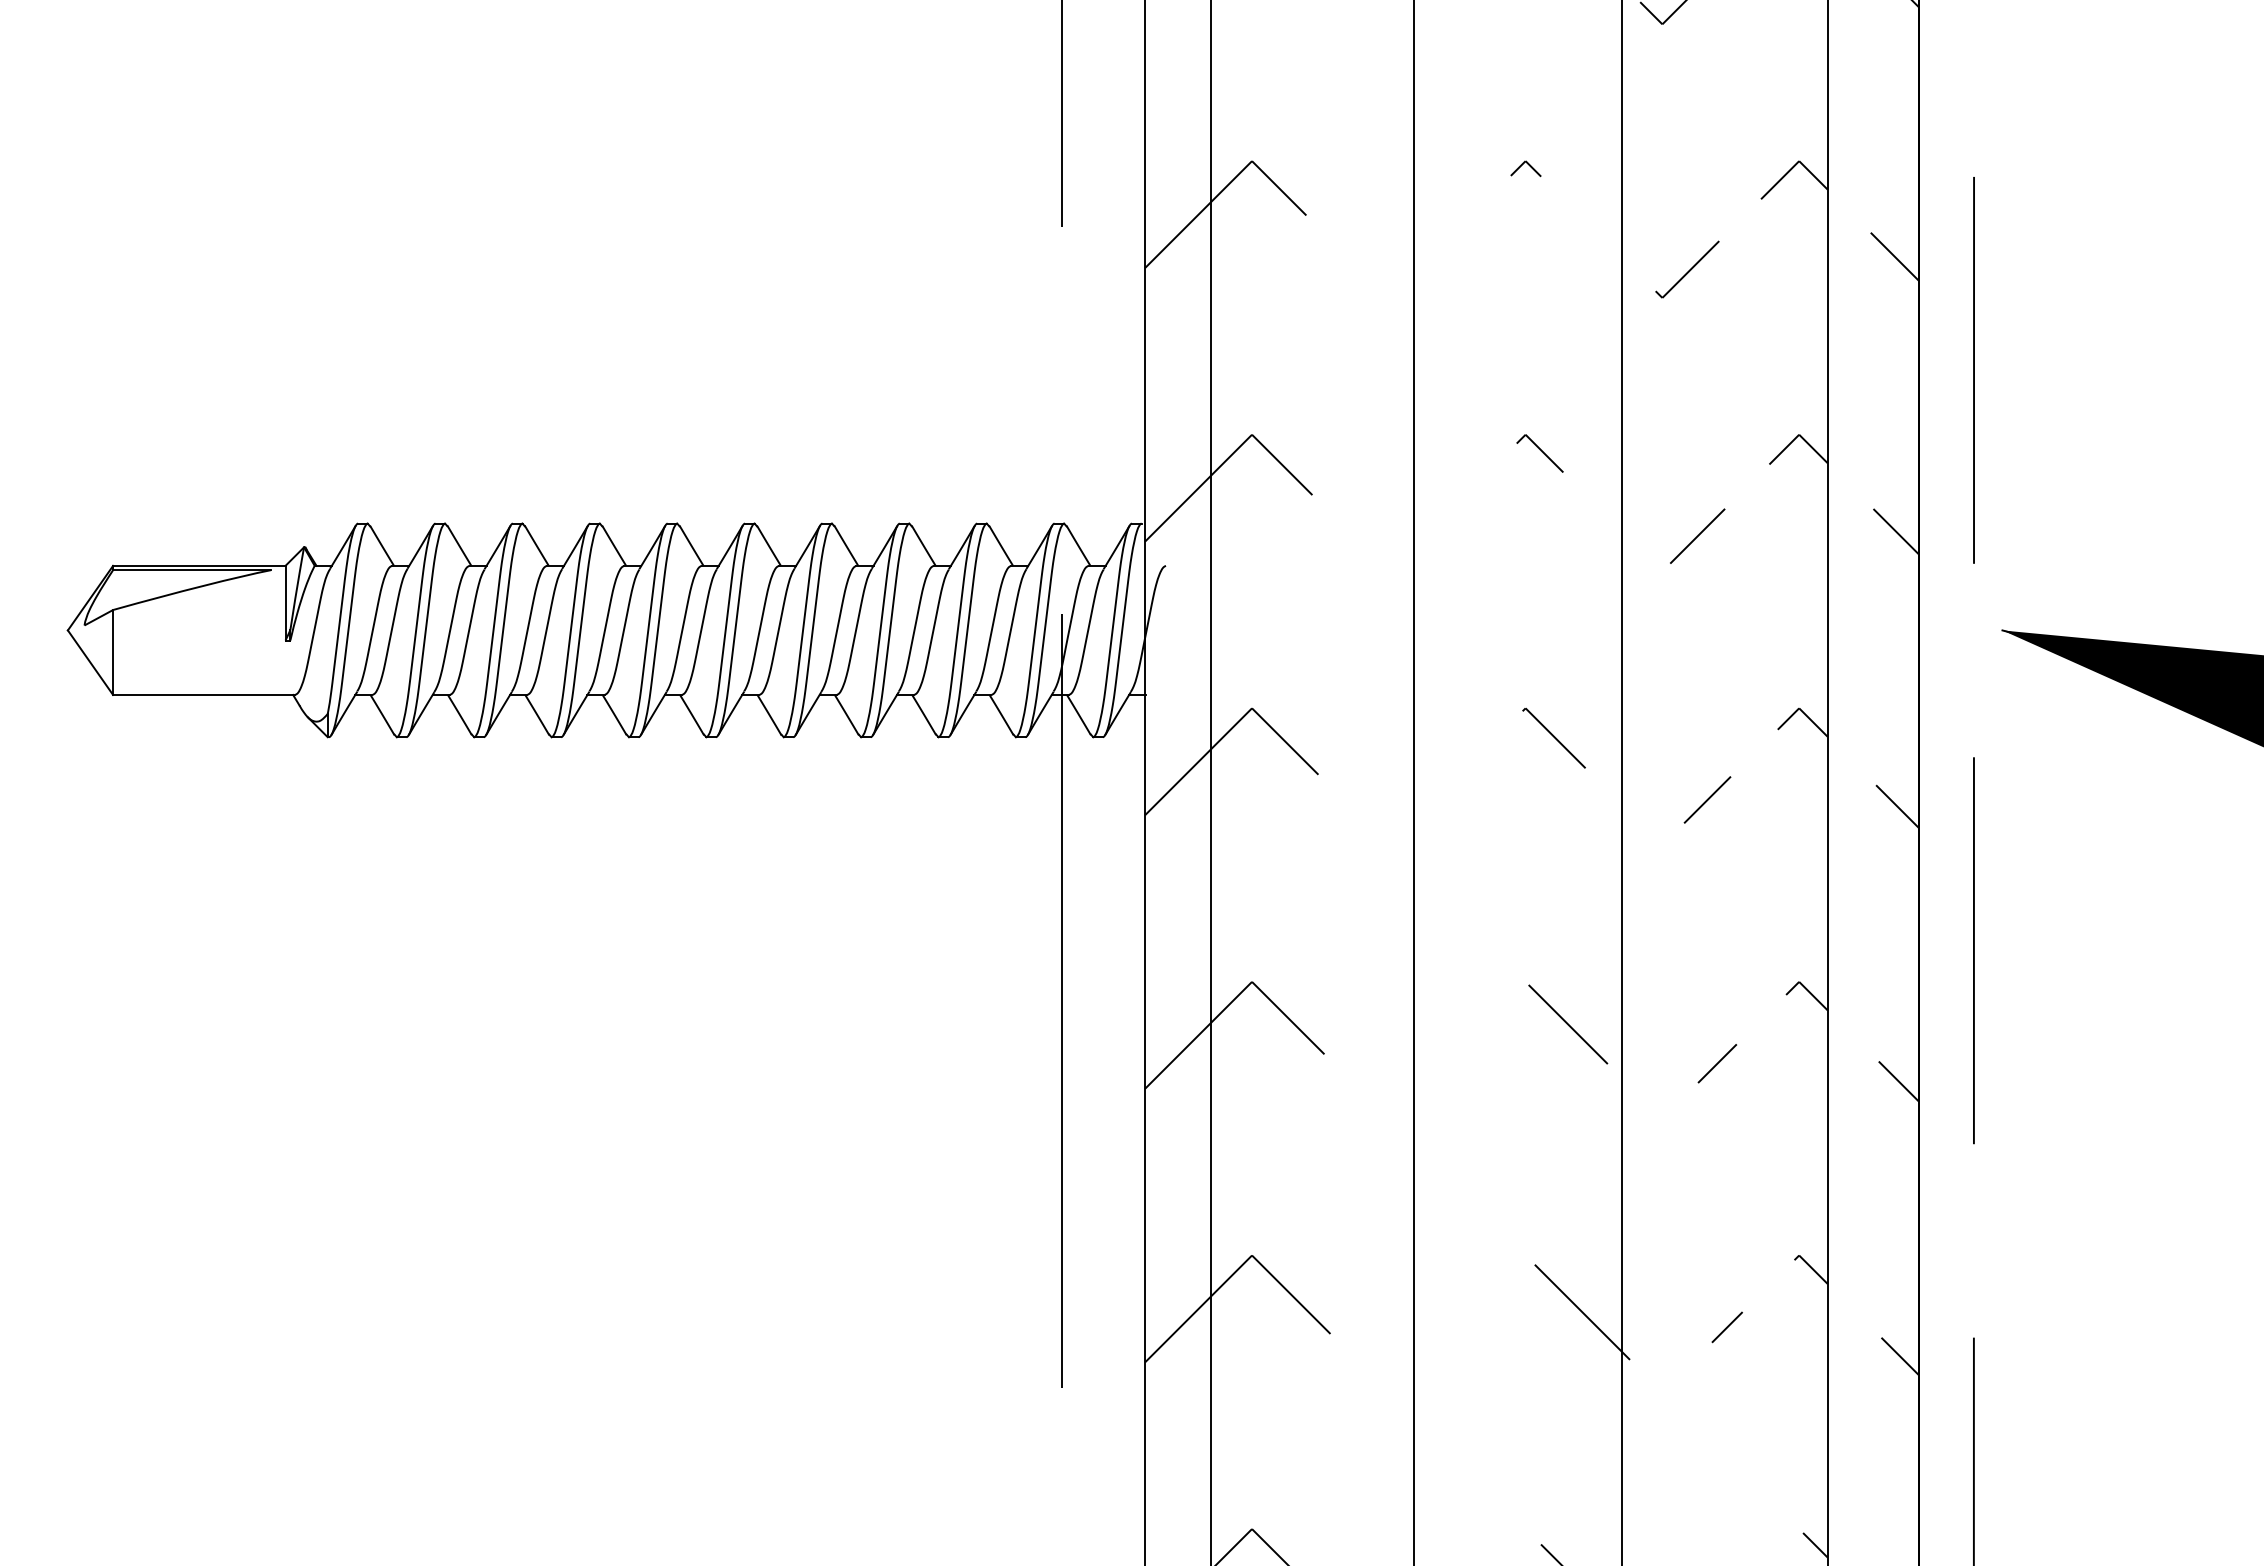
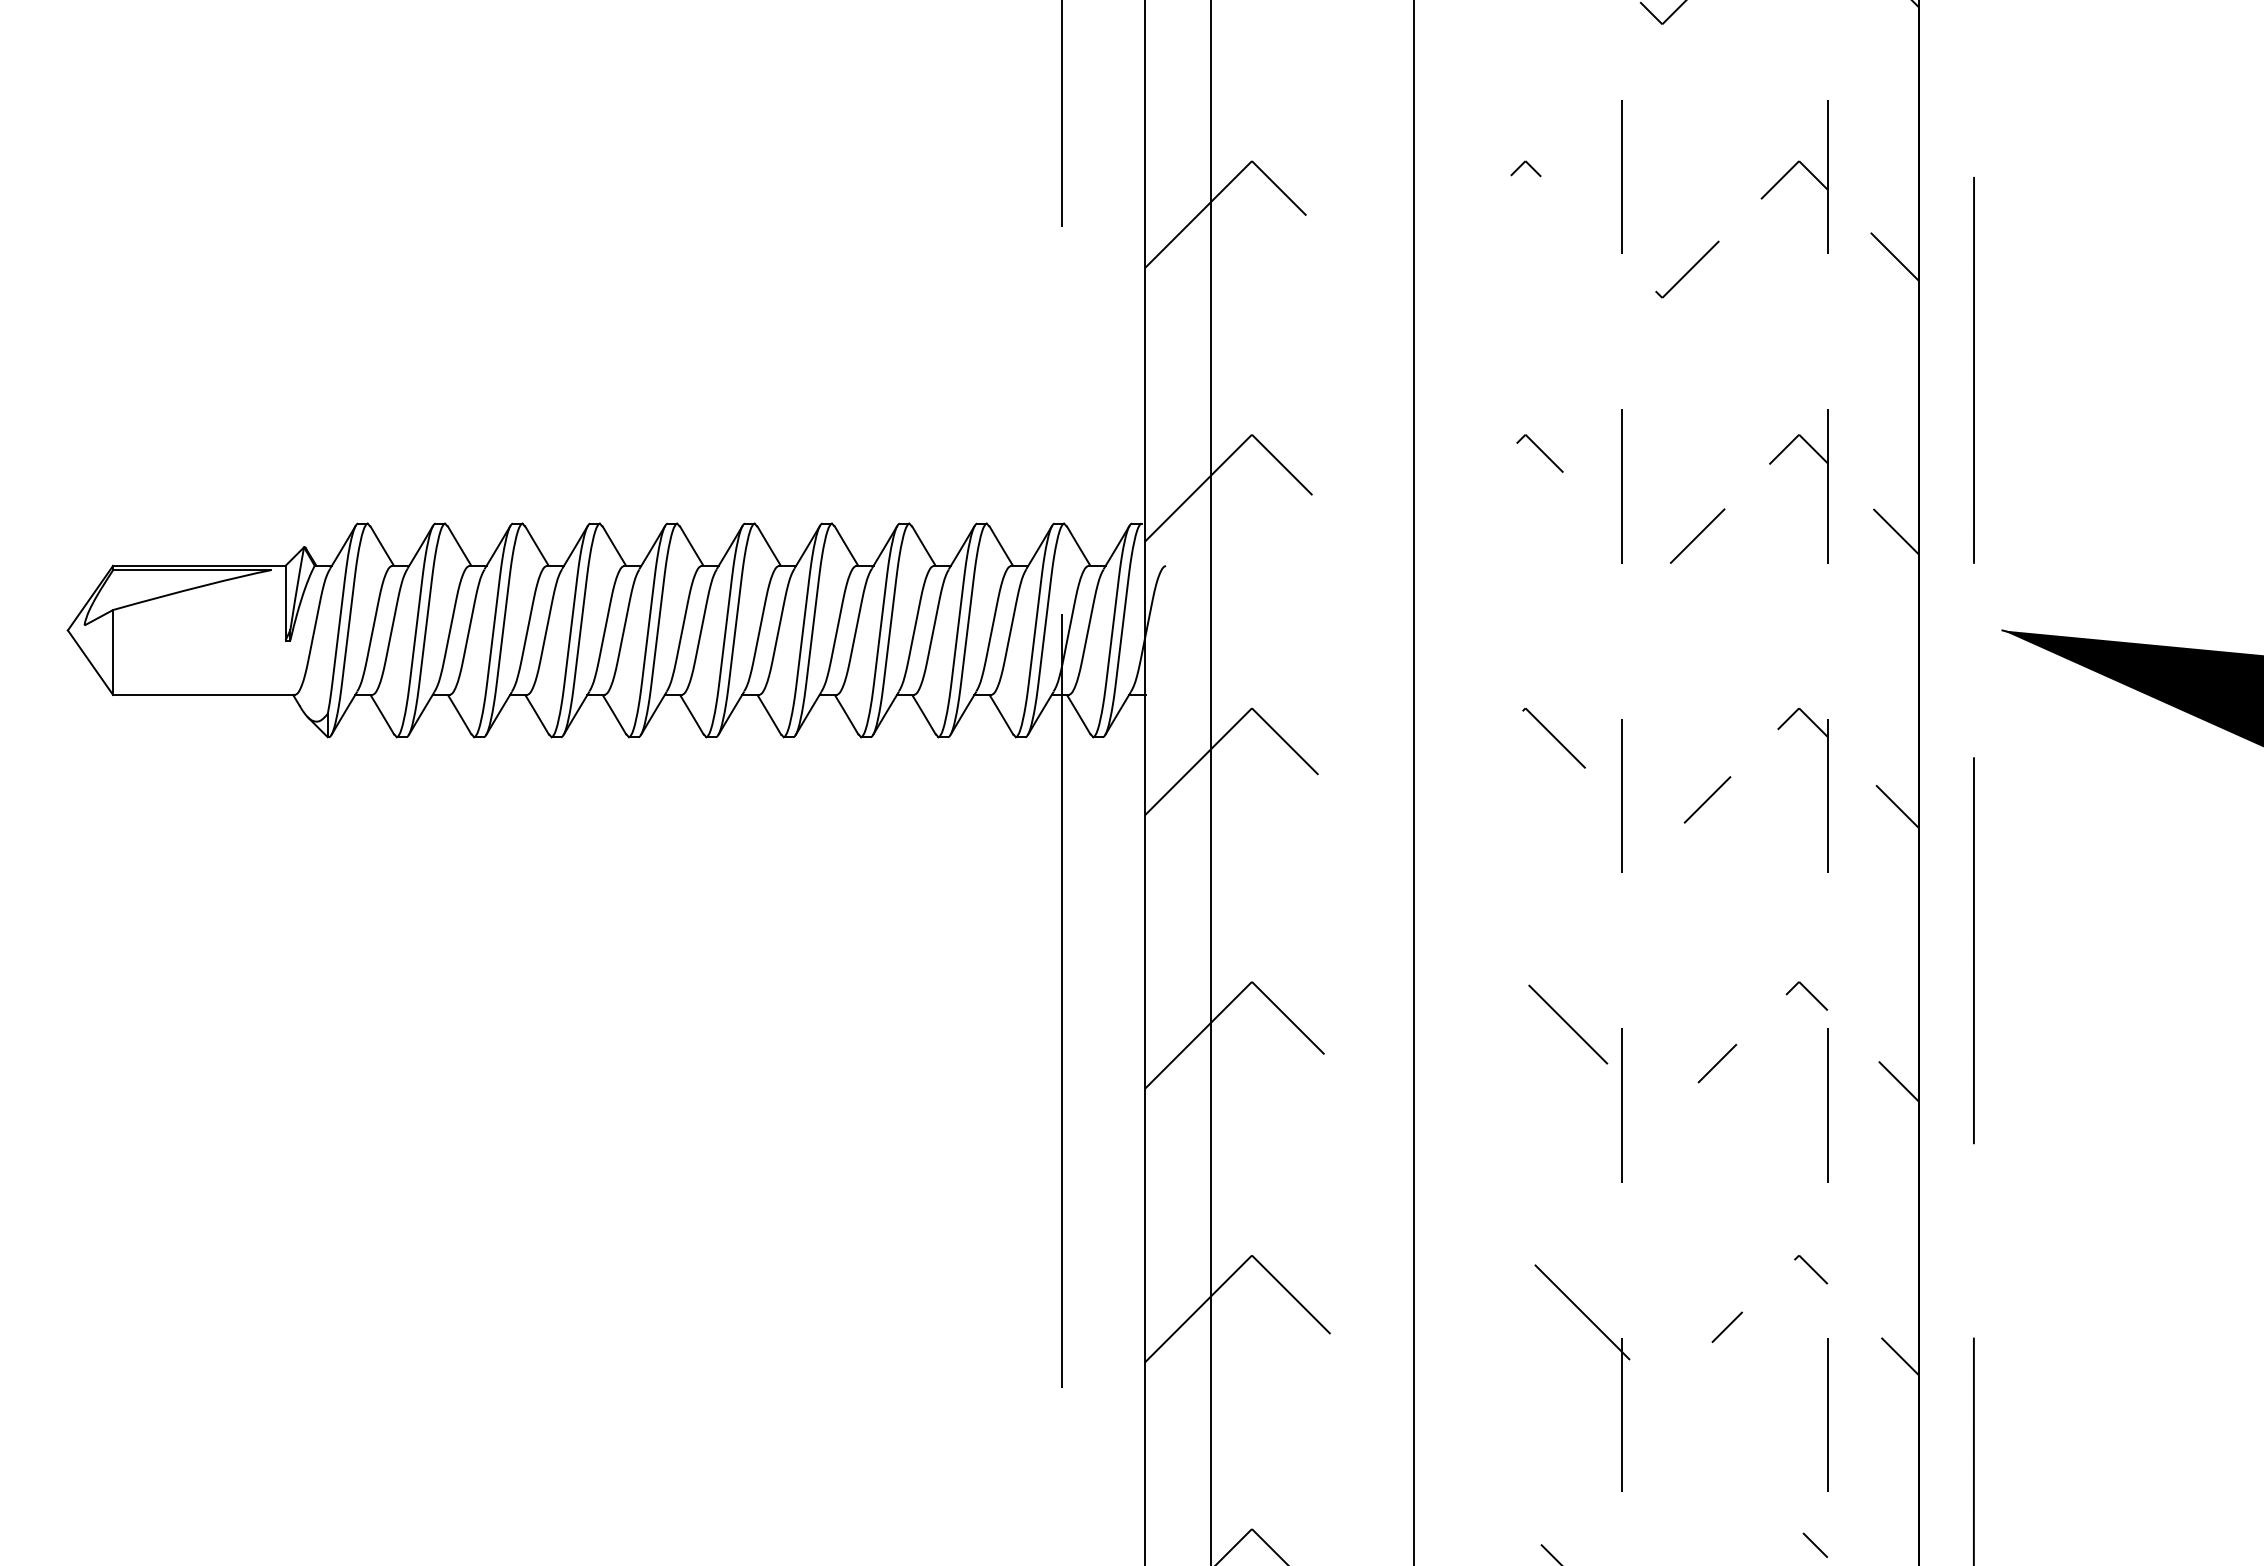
line: solid -> dashed (1621, 781)
line: solid -> dashed (1827, 781)
